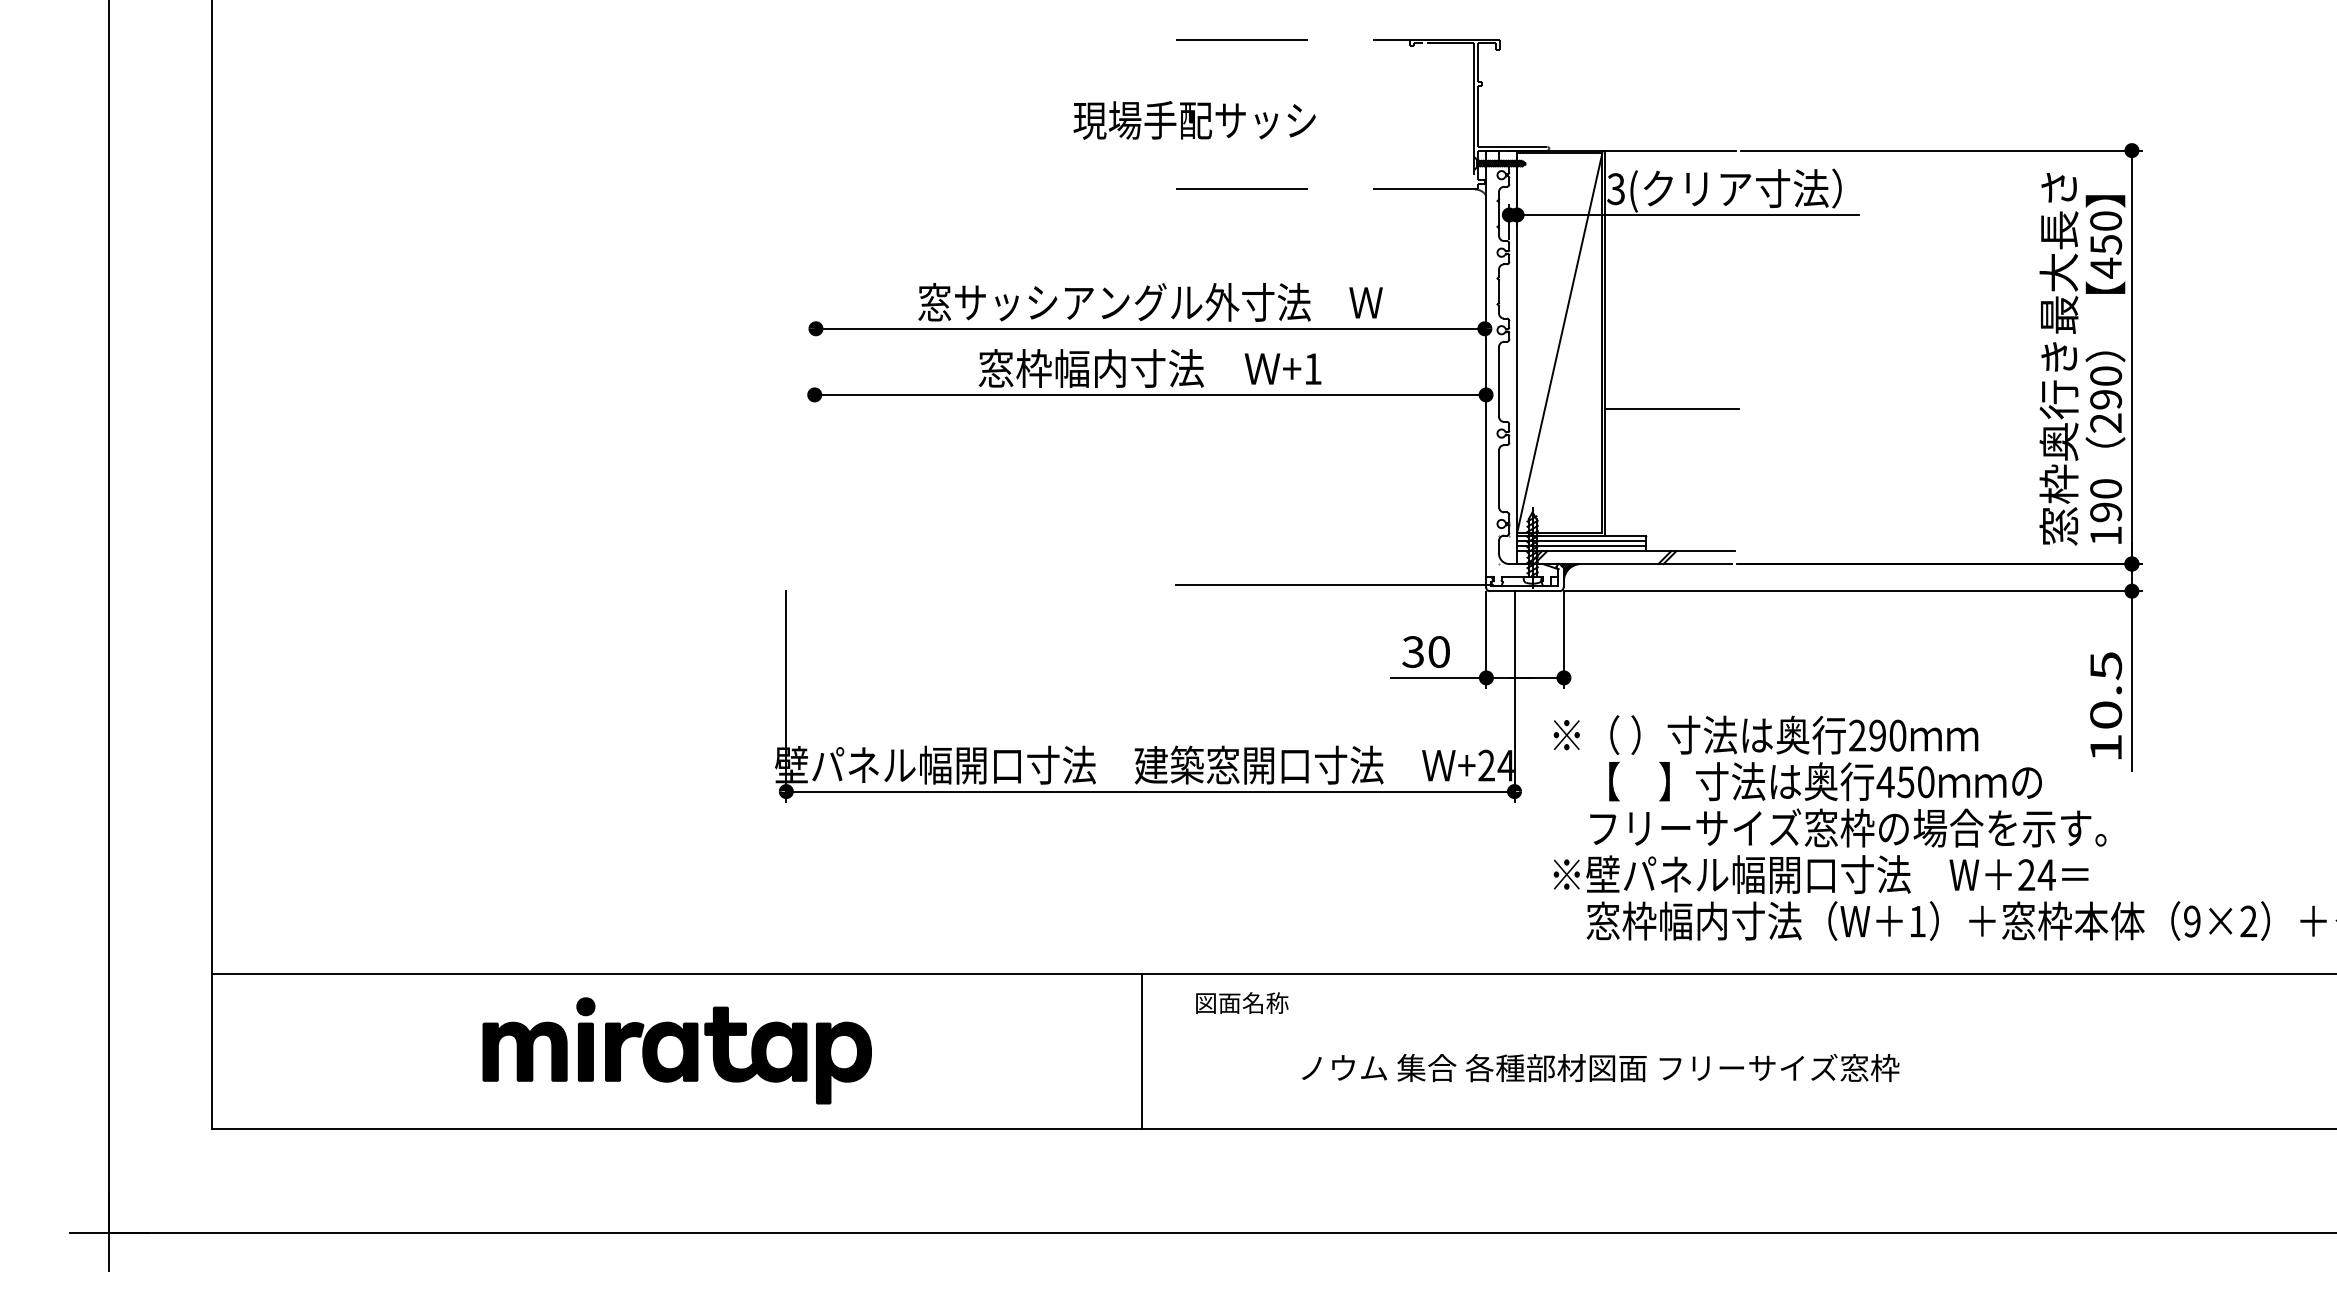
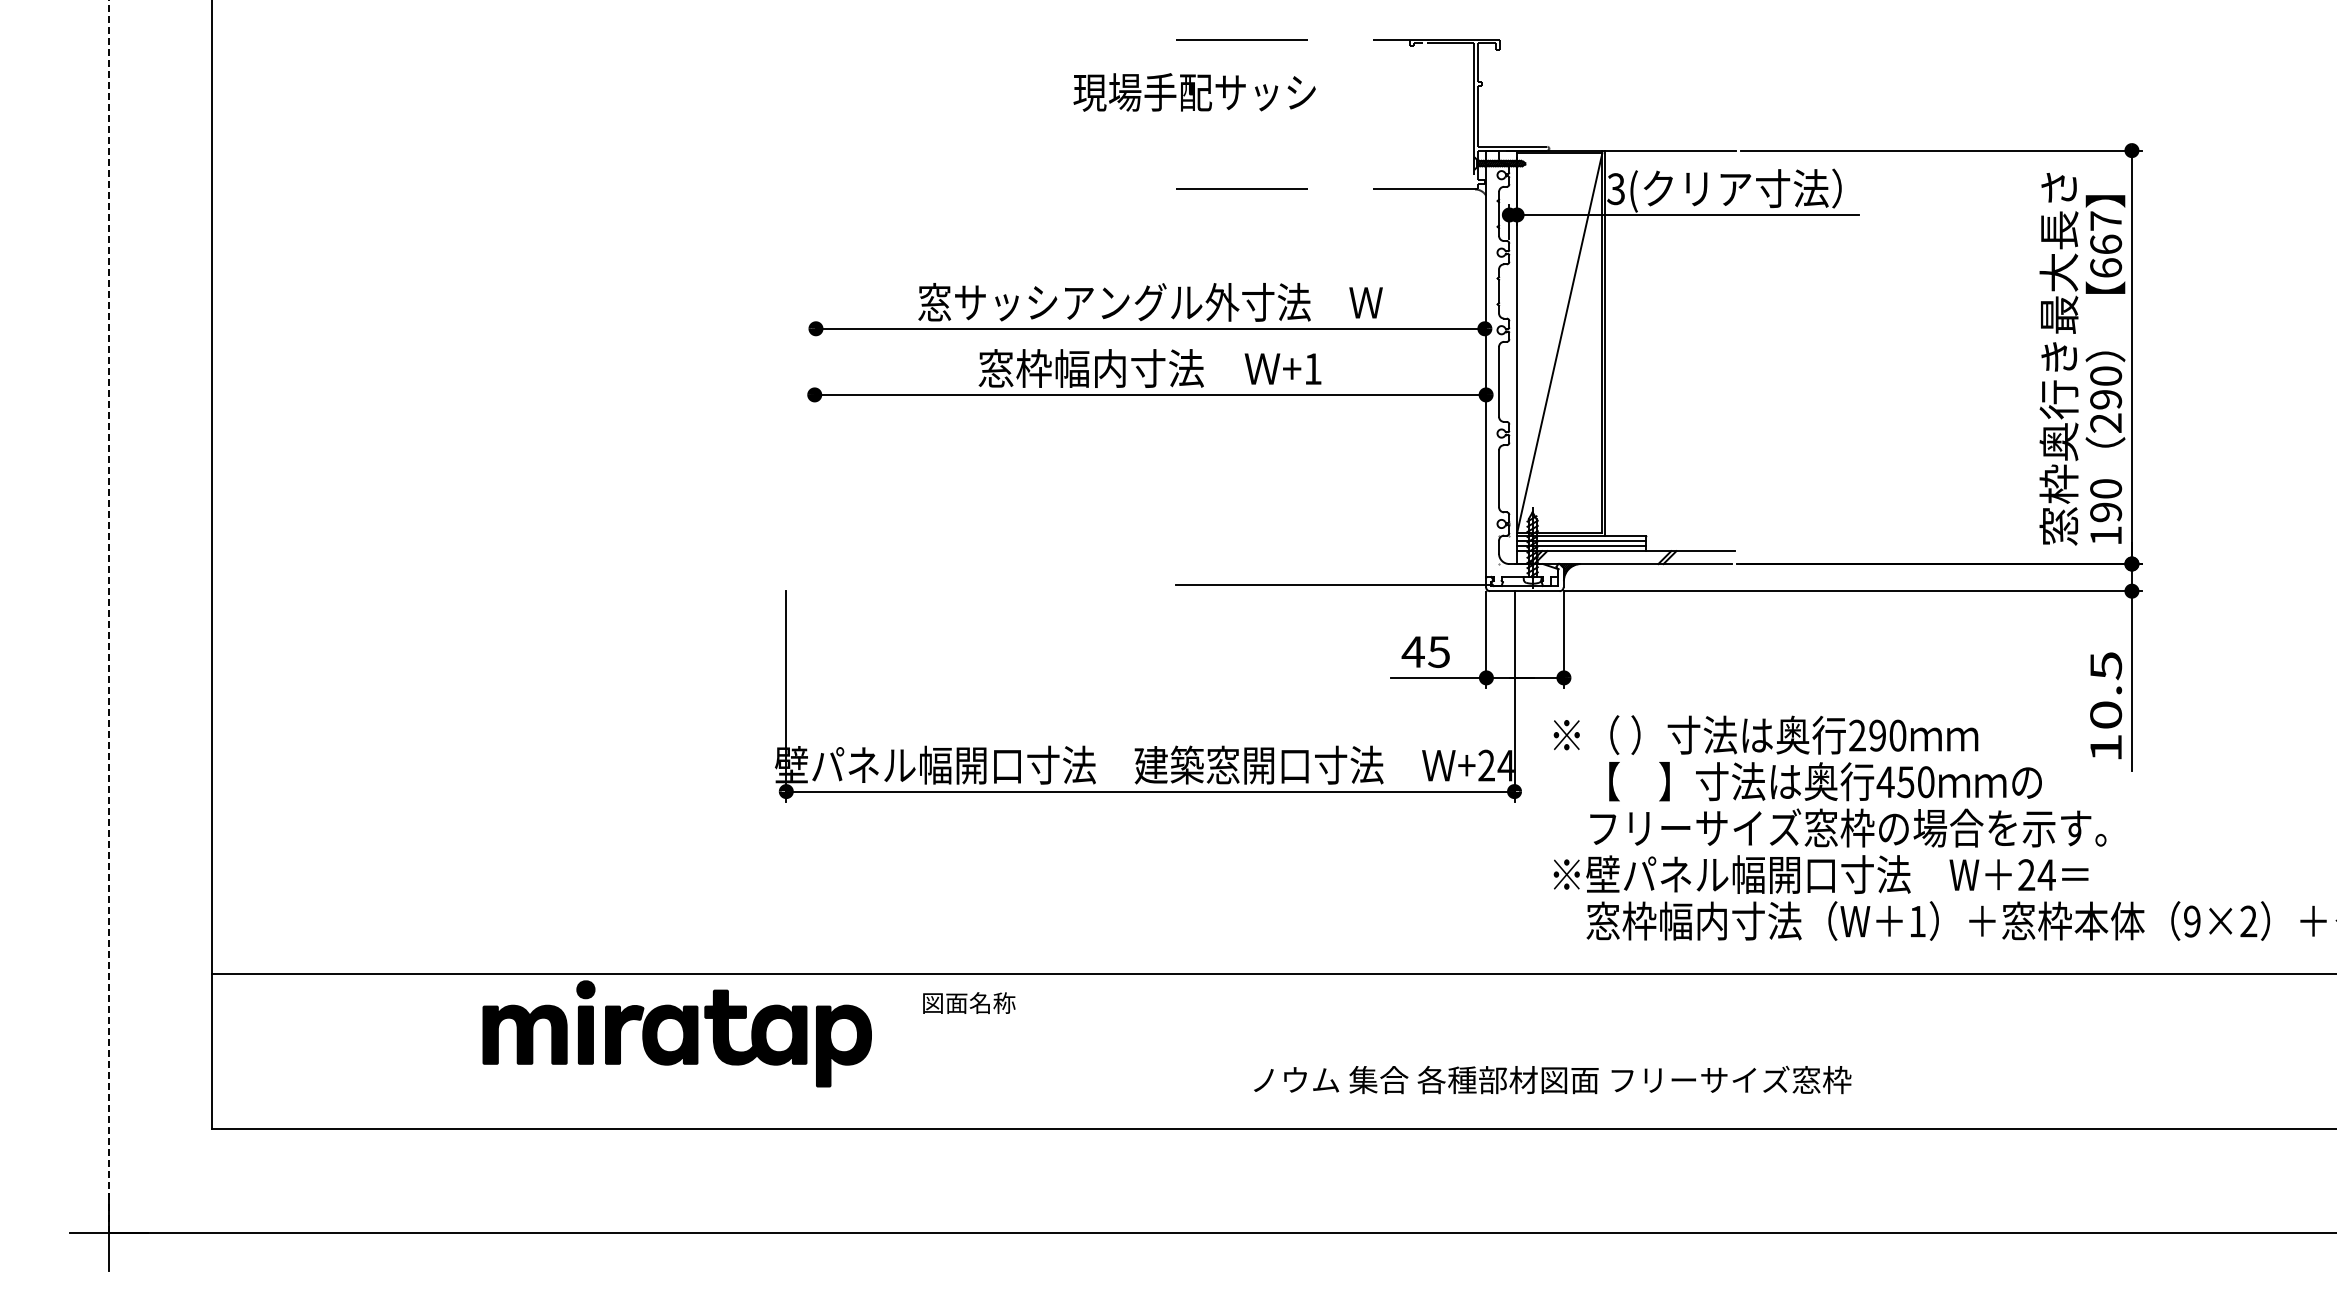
text position: (1194, 120) -> (1194, 92) (1194, 92)
text: 450 -> 667 (2106, 244)
line: present -> none (1671, 409)
line: solid -> dashed (108, 616)
text: 30 -> 45 (1425, 652)
text position: (1242, 1002) -> (969, 1002) (969, 1002)
part position: (676, 1050) -> (676, 1033) (676, 1033)
line: present -> none (1142, 1051)
text position: (1600, 1068) -> (1552, 1080) (1552, 1080)
